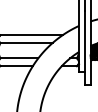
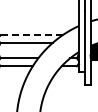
line: solid -> dashed (32, 35)
